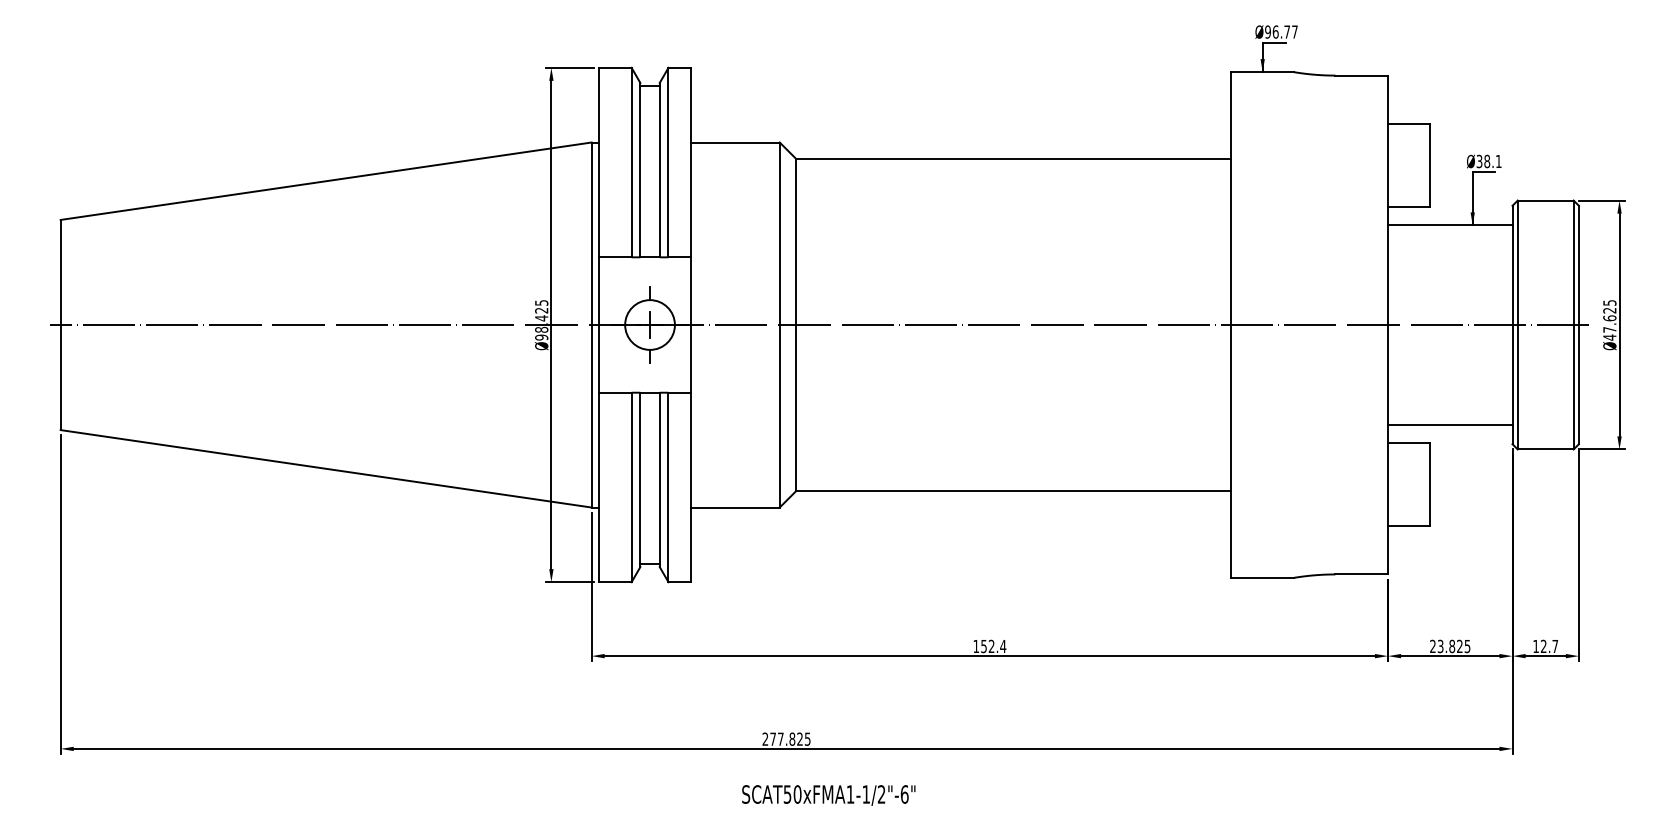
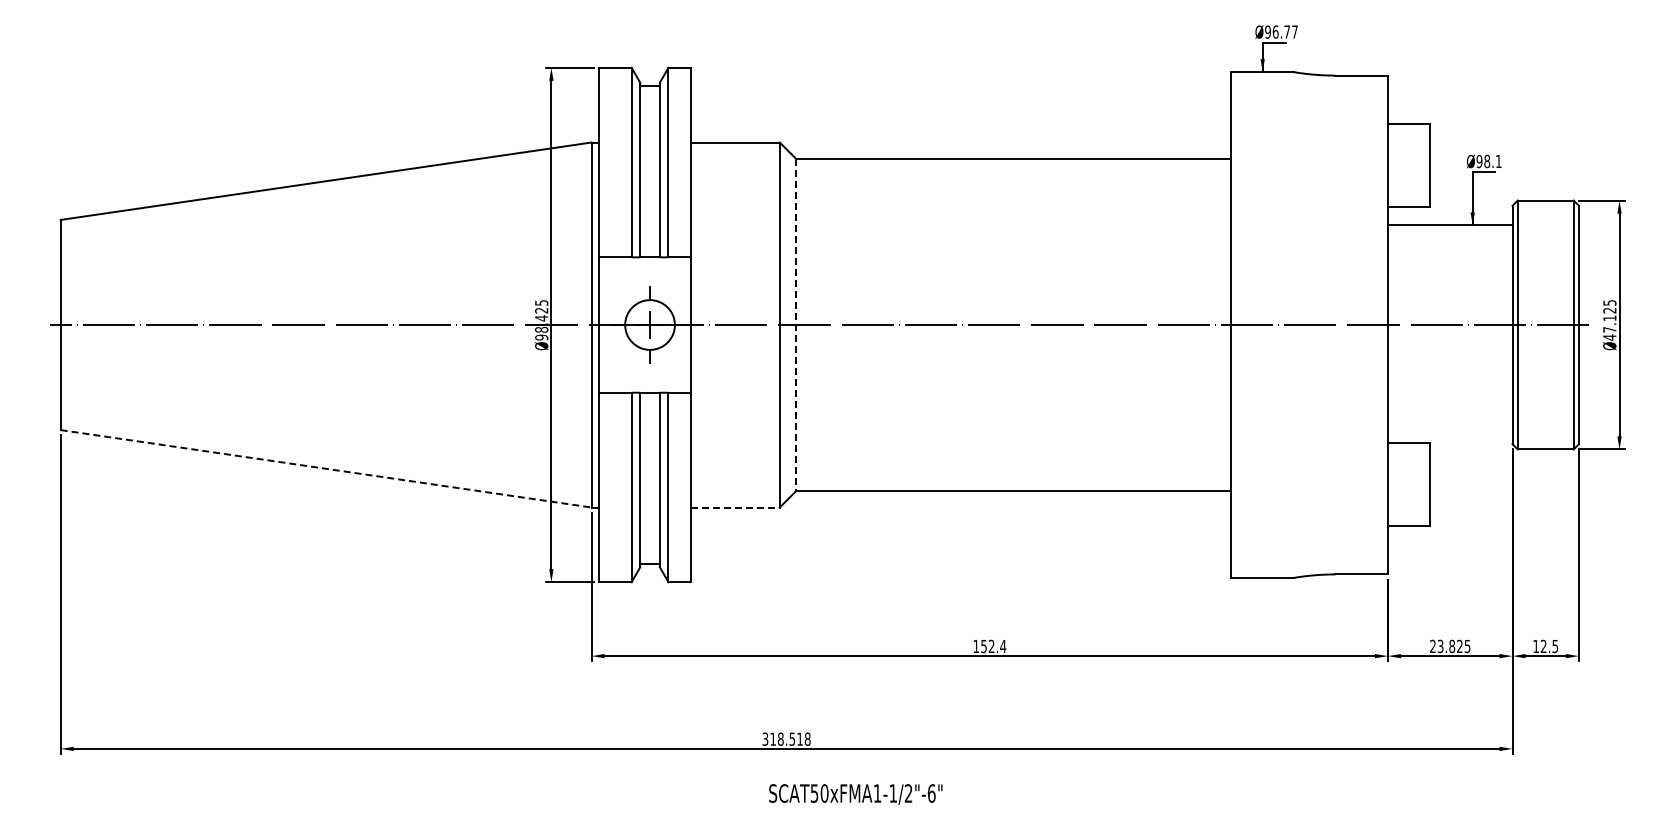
text: Ø38.1 -> Ø98.1 (1479, 161)
text: Ø47.625 -> Ø47.125 (1609, 318)
line: solid -> dashed (796, 325)
line: present -> none (1450, 424)
line: solid -> dashed (326, 468)
line: solid -> dashed (735, 507)
text: 12.7 -> 12.5 (1555, 646)
text: 277.825 -> 318.518 (786, 738)
text position: (828, 795) -> (855, 794) (855, 794)
